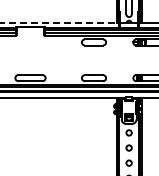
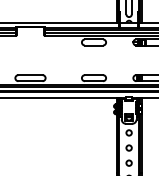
line: dashed -> solid (59, 22)
